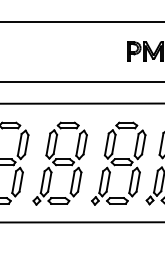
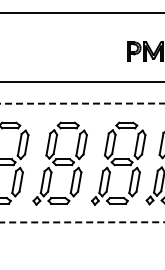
line position: (81, 22) -> (81, 13) (81, 13)
line: solid -> dashed (82, 103)
line: solid -> dashed (82, 222)
